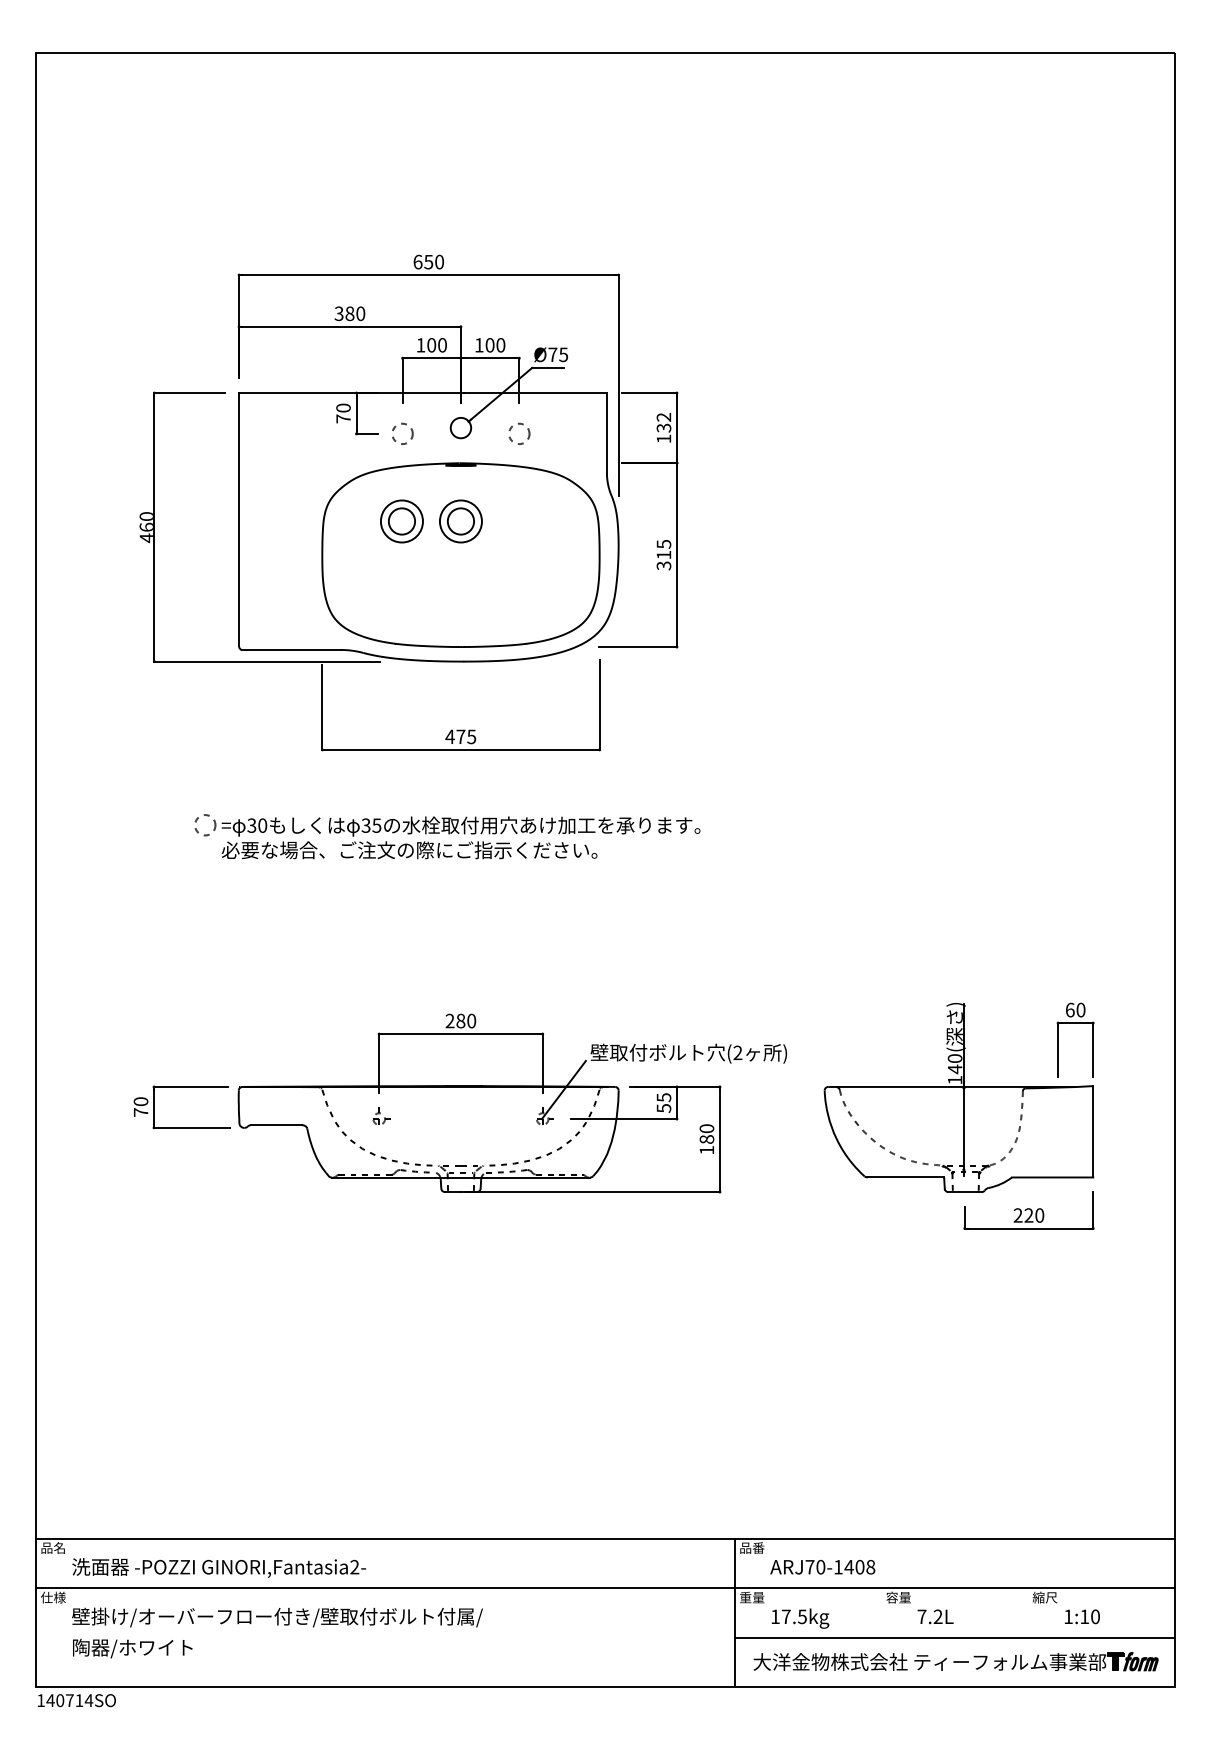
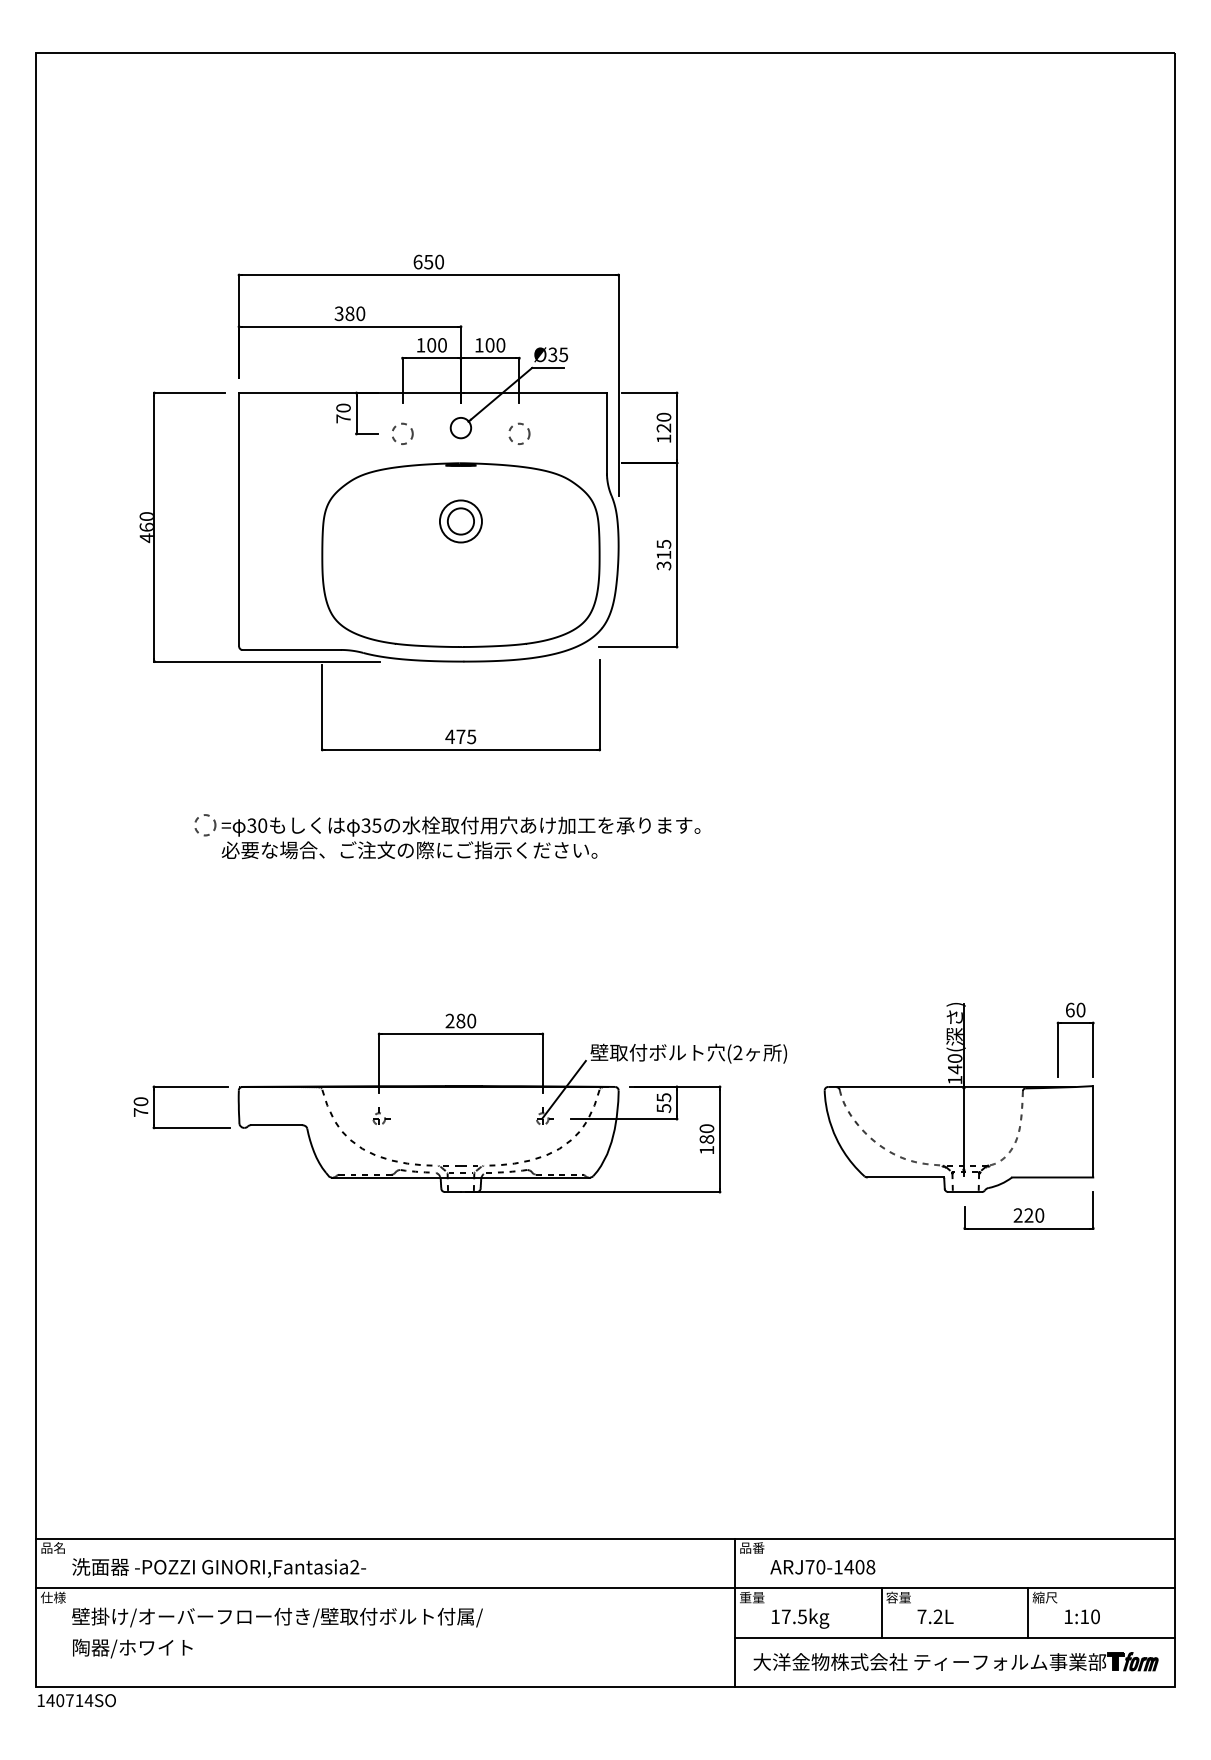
text: Ø75 -> Ø35 (552, 354)
text: 132 -> 120 (663, 422)
part: present -> none (401, 521)
line: none -> present (881, 1612)
line: none -> present (1028, 1612)
